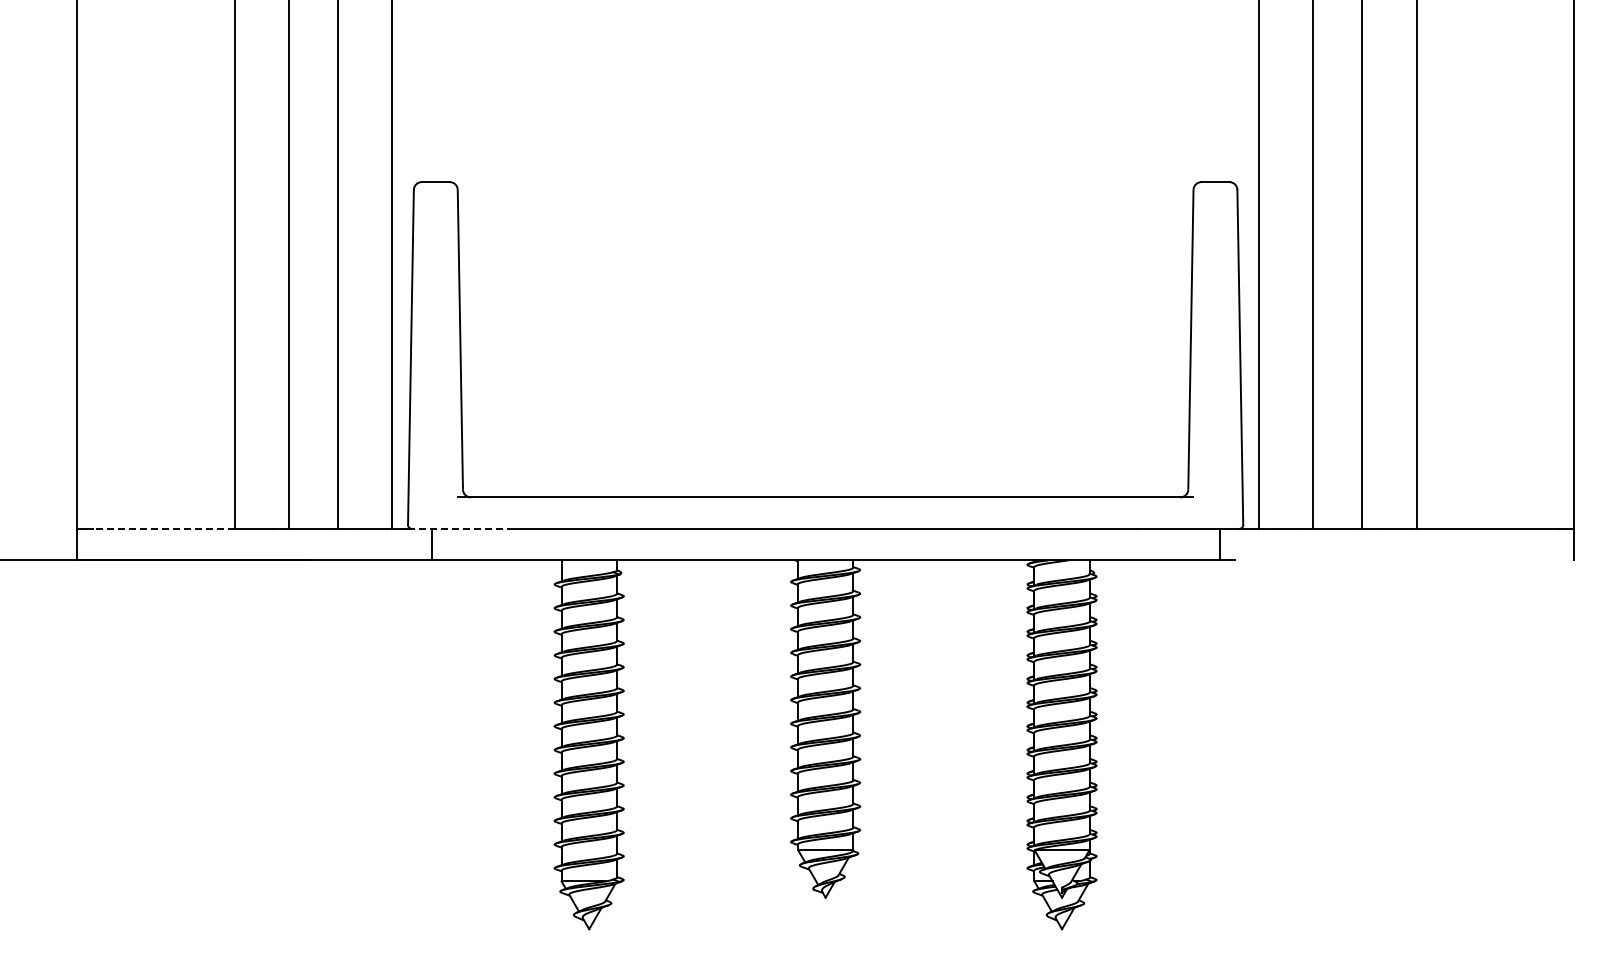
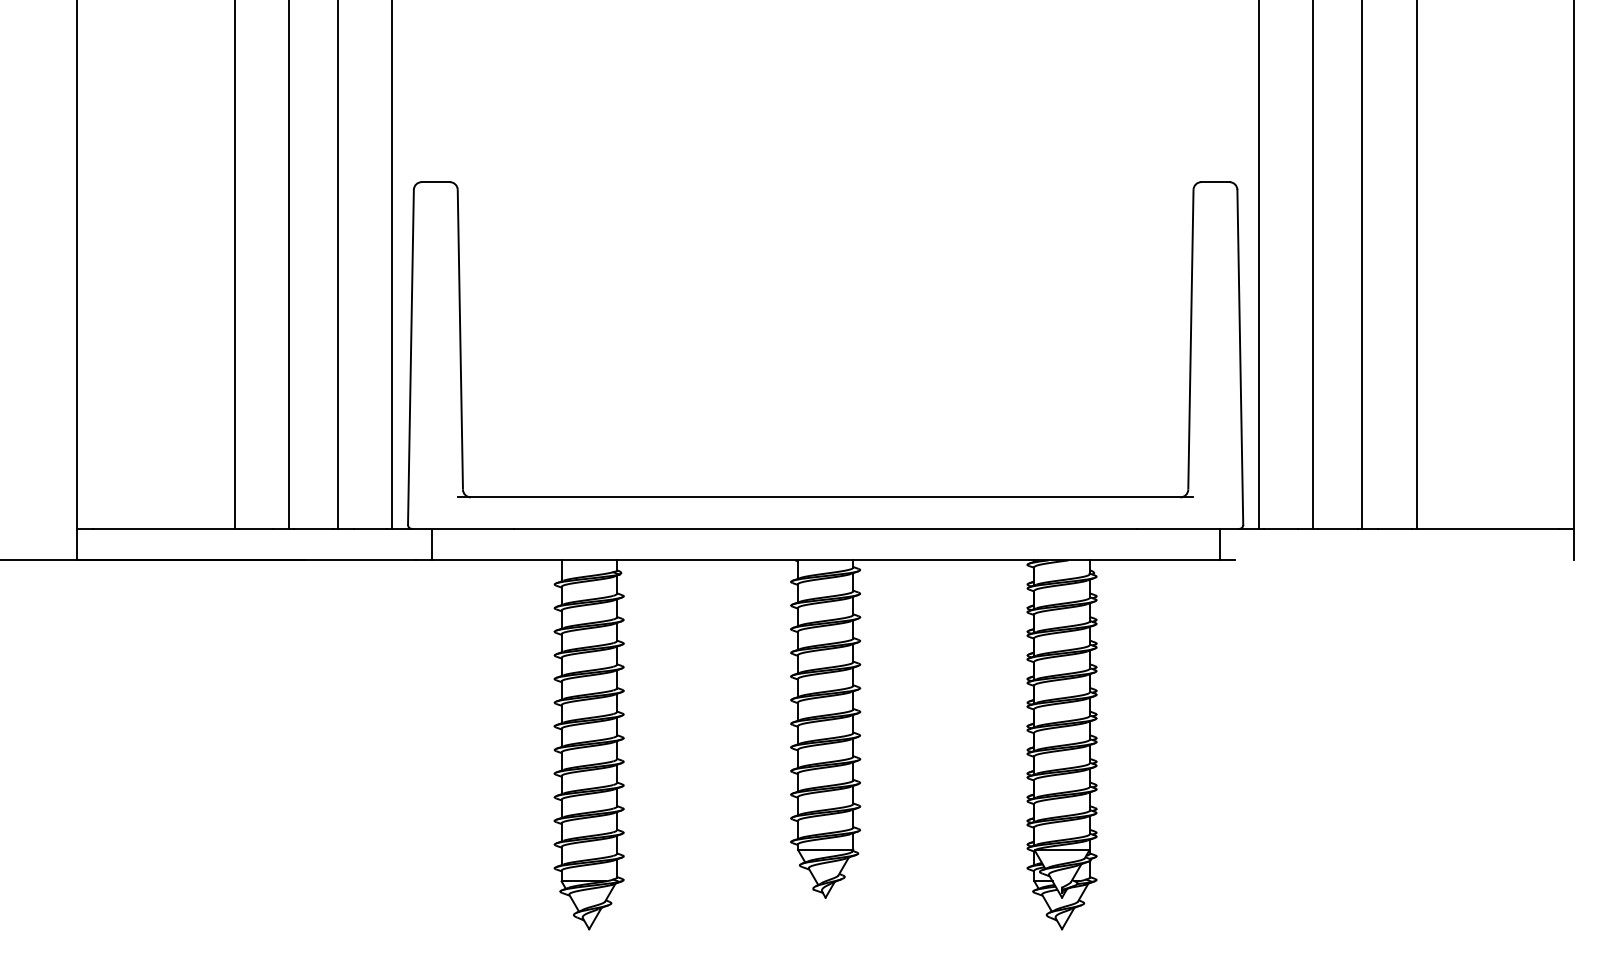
line: dashed -> solid (163, 528)
line: dashed -> solid (462, 528)
